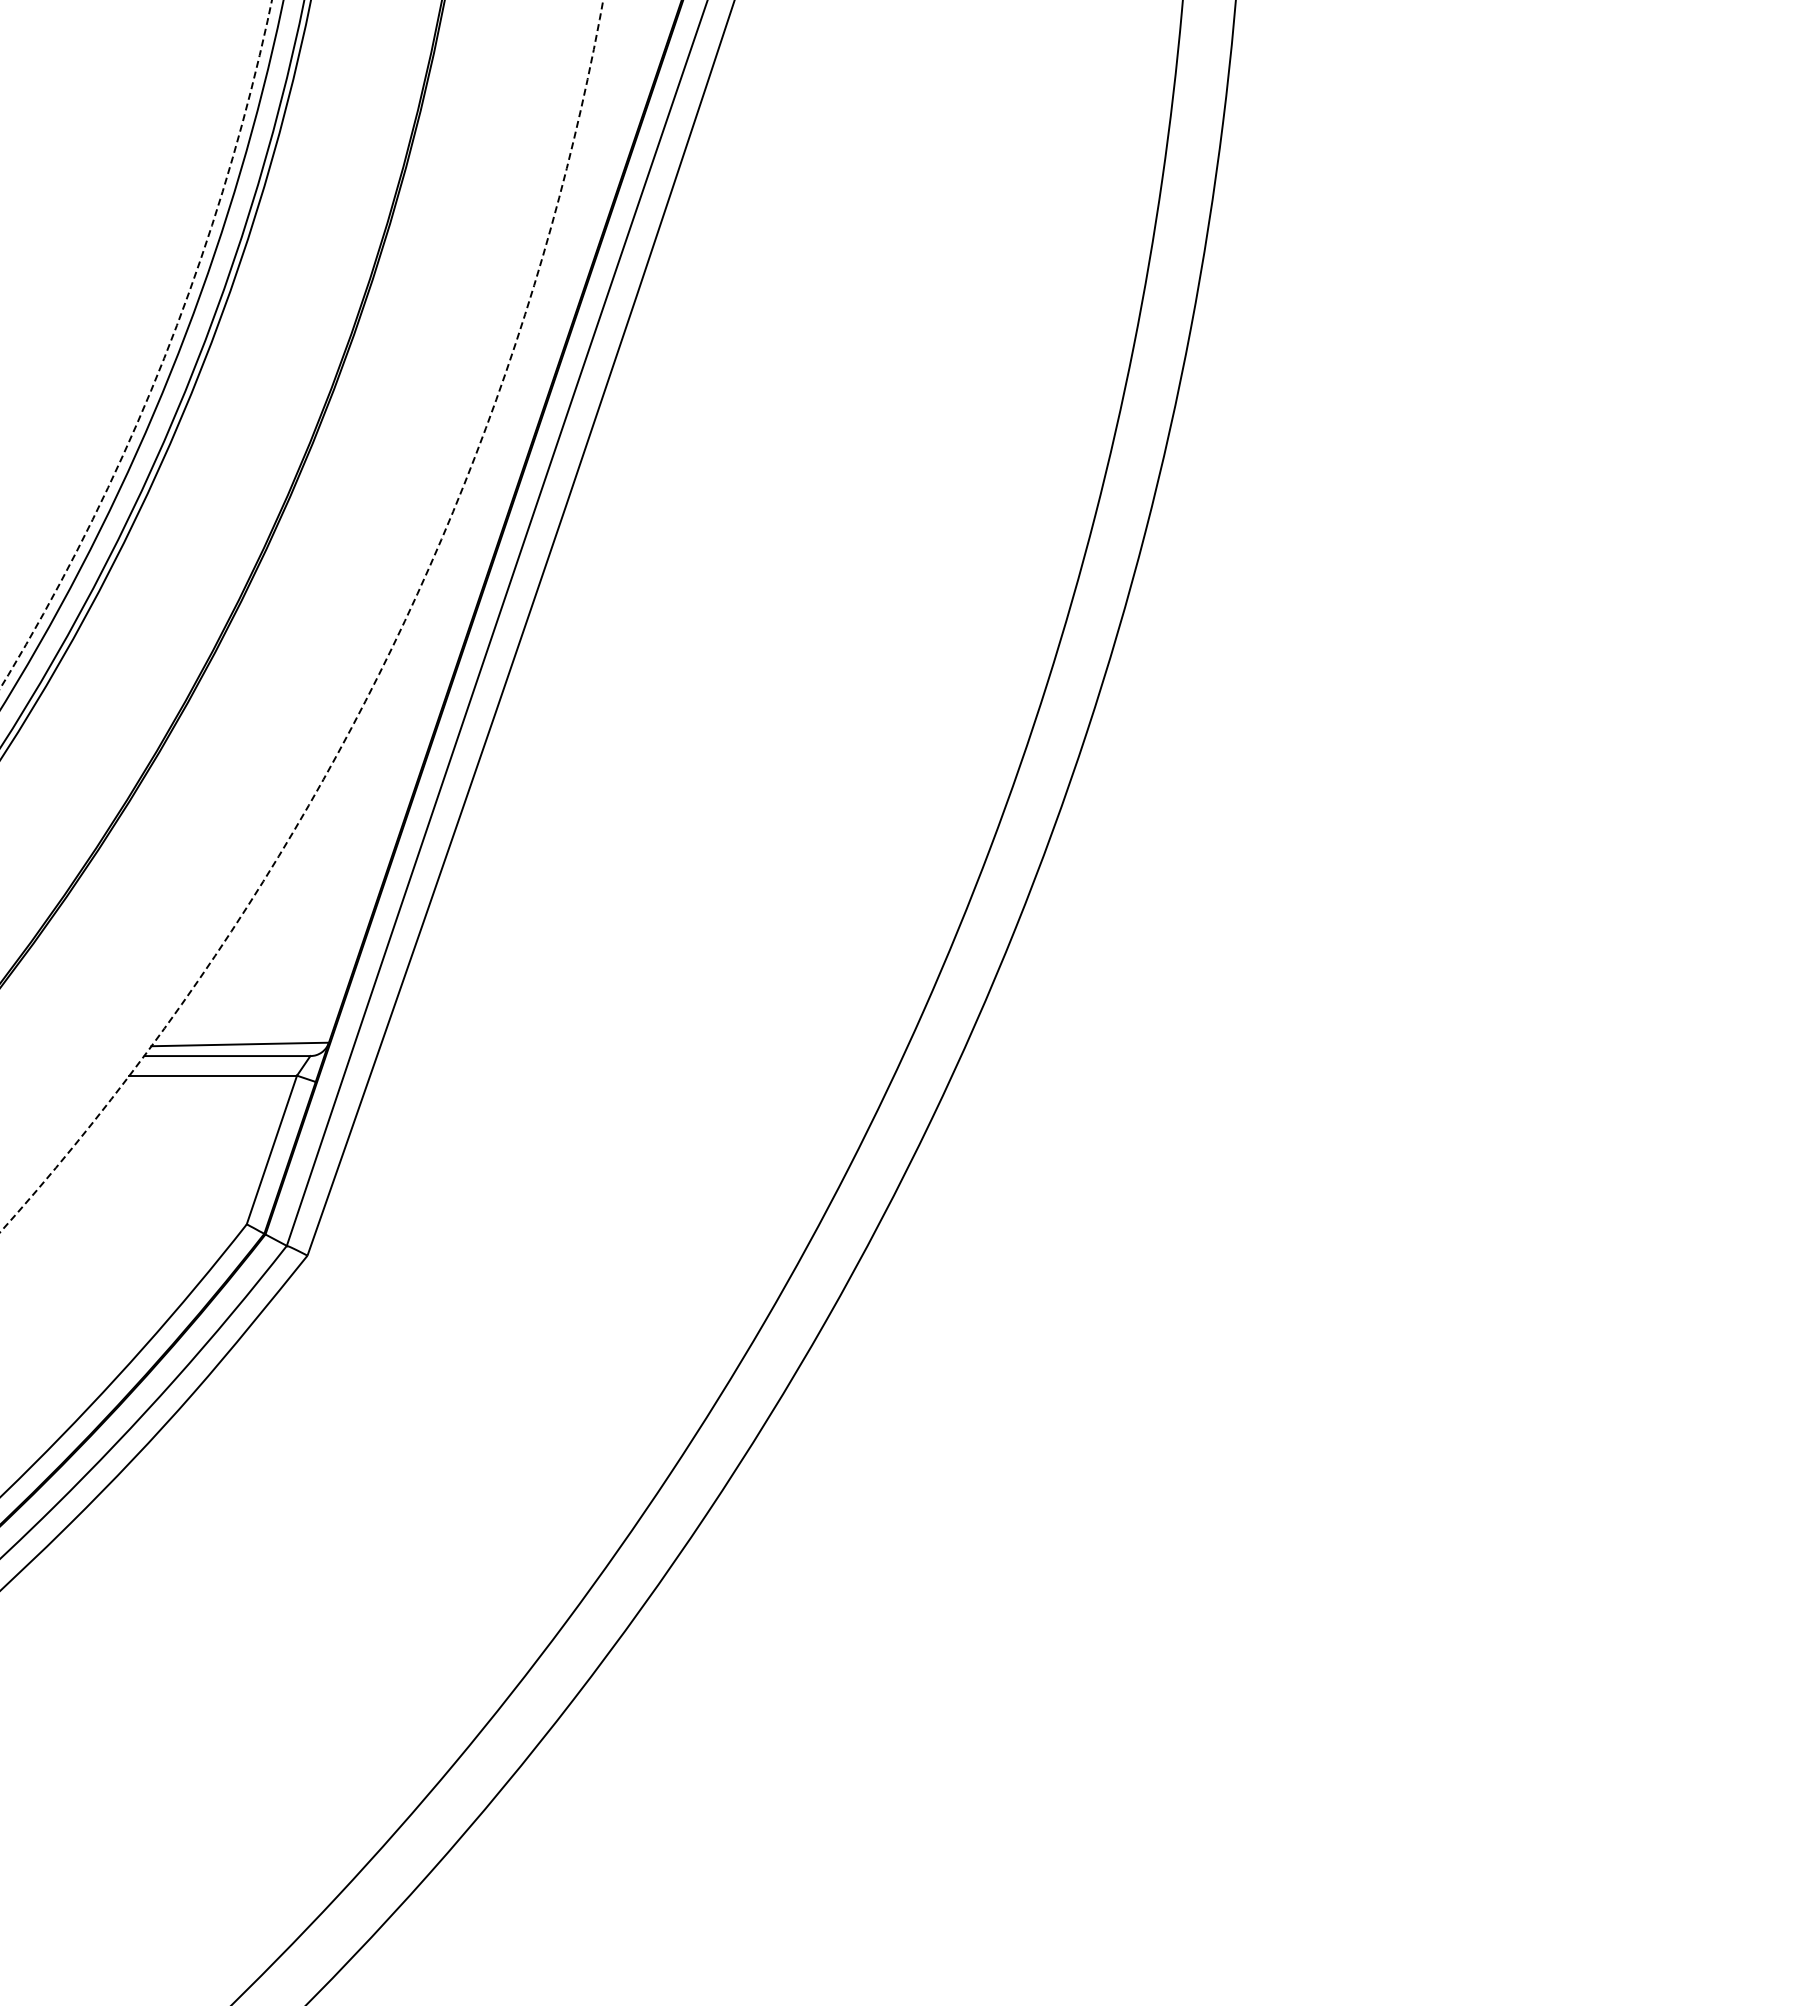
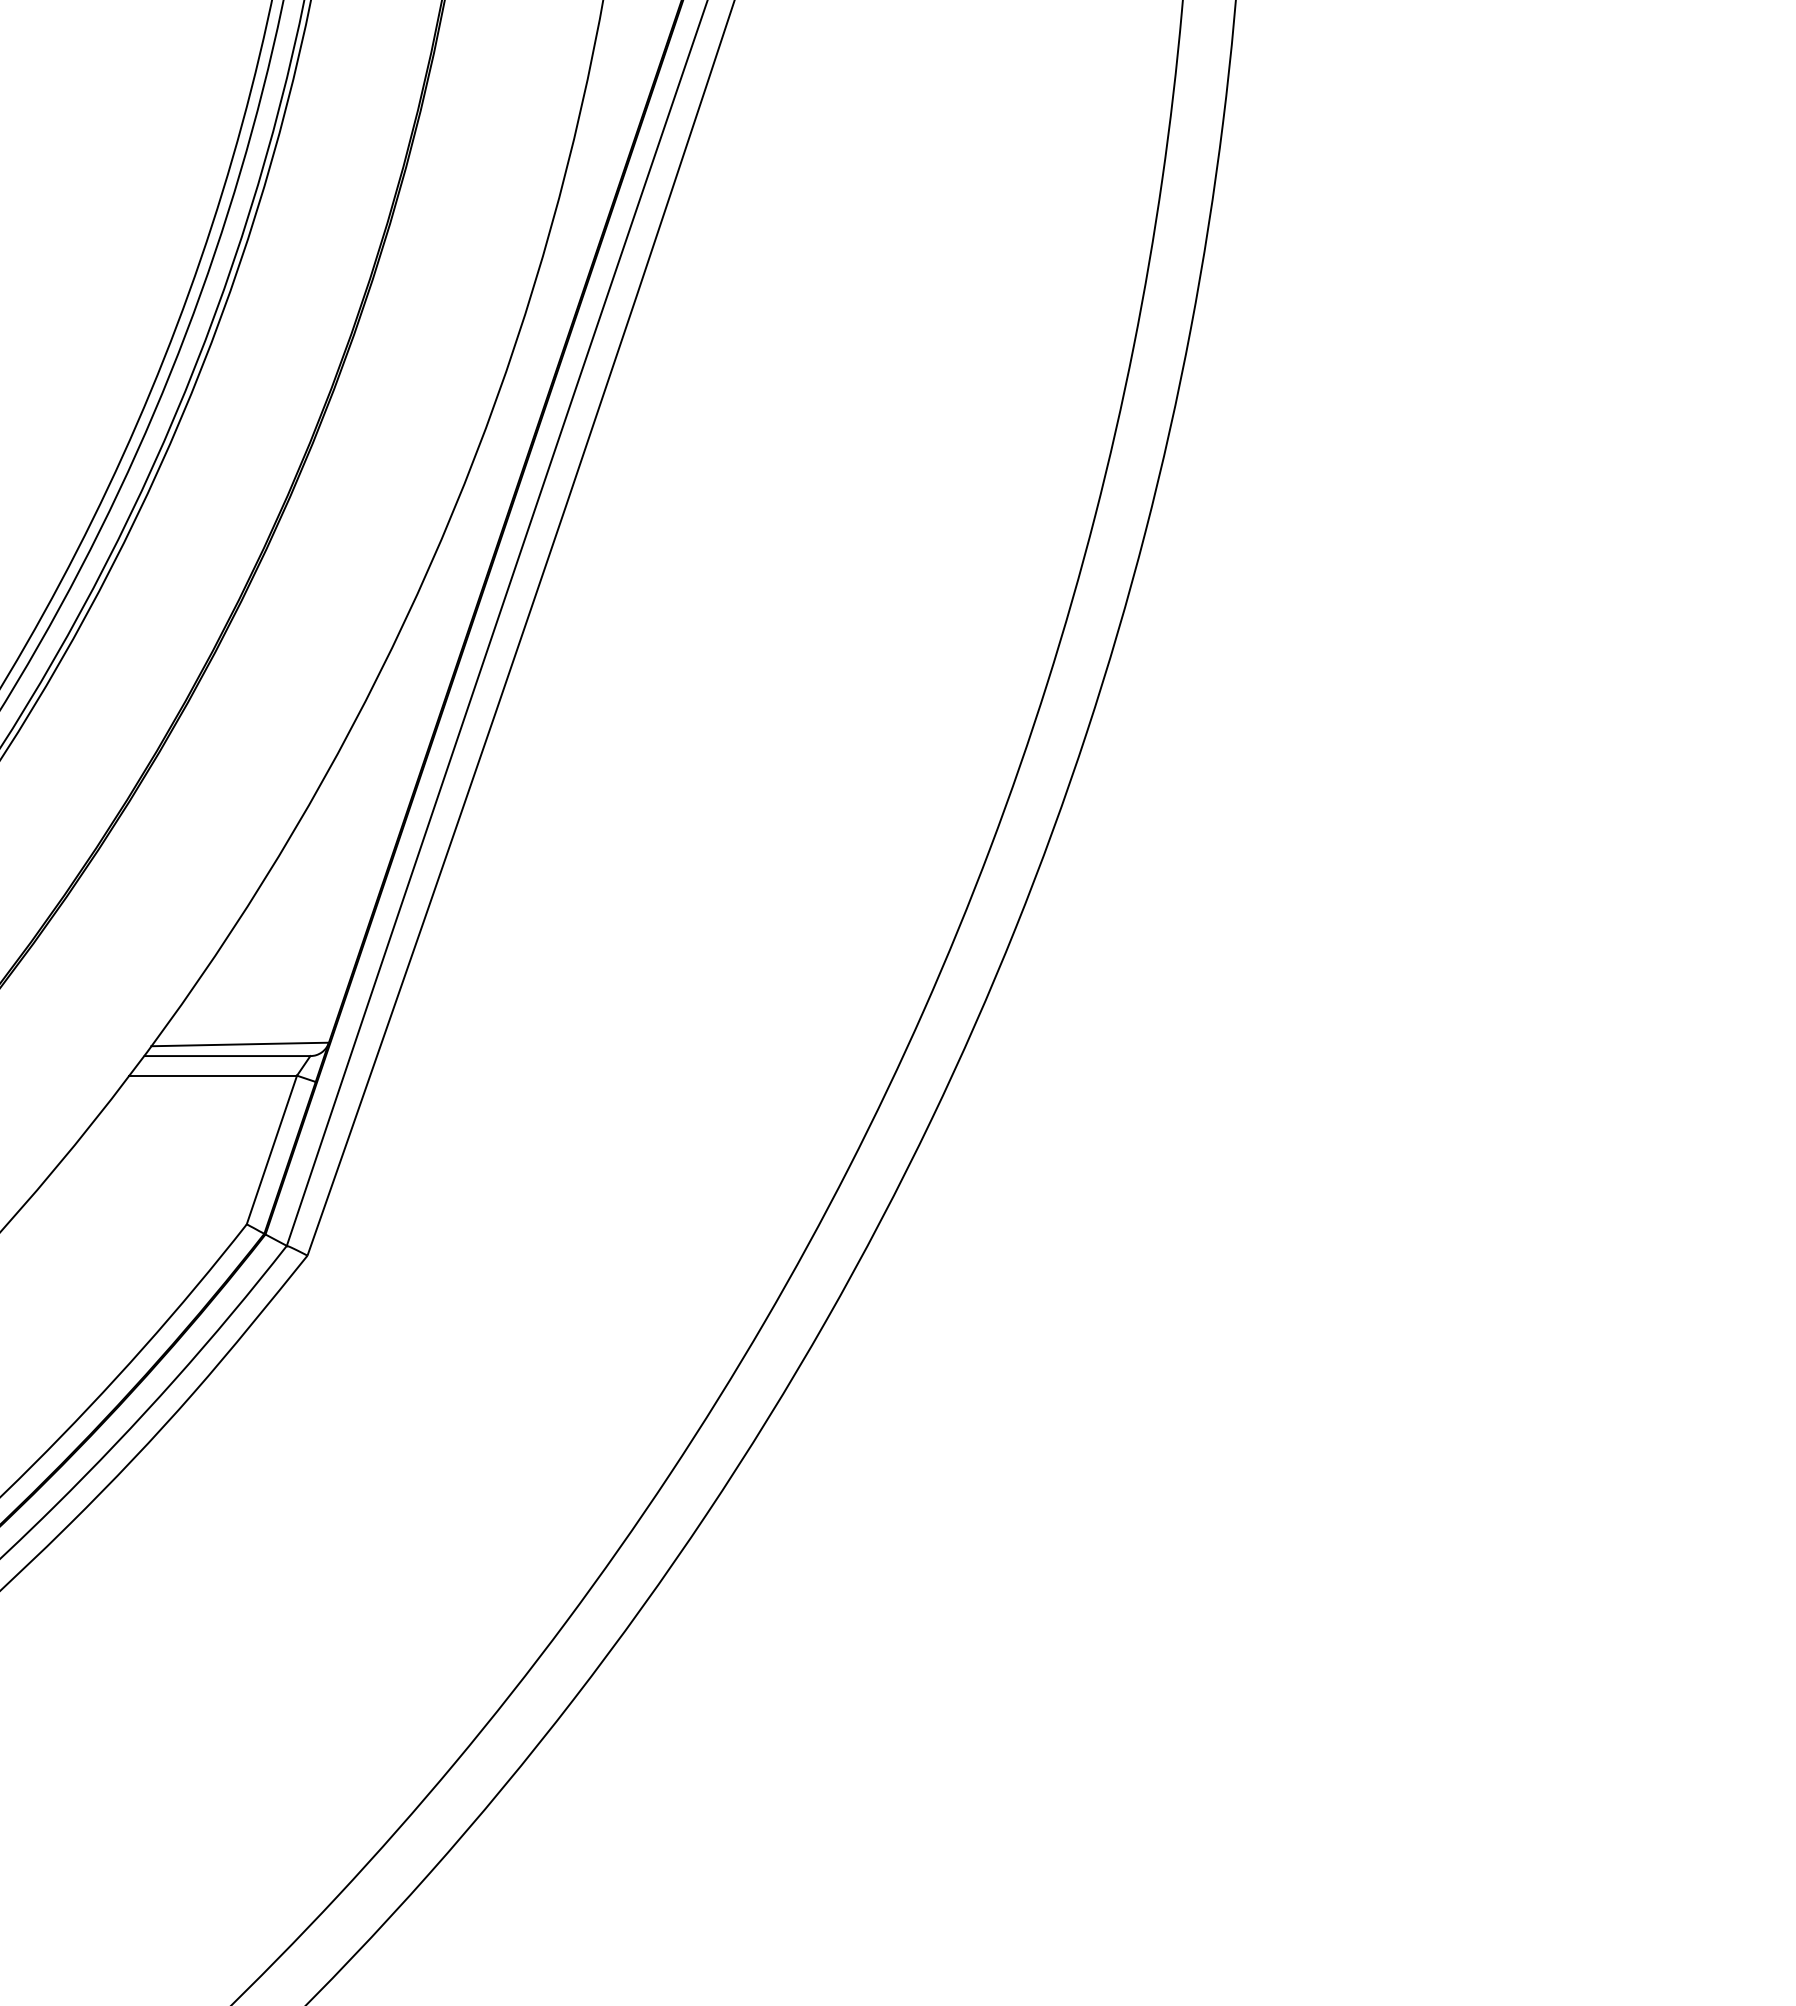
arc: dashed -> solid (164, 356)
arc: dashed -> solid (386, 658)
